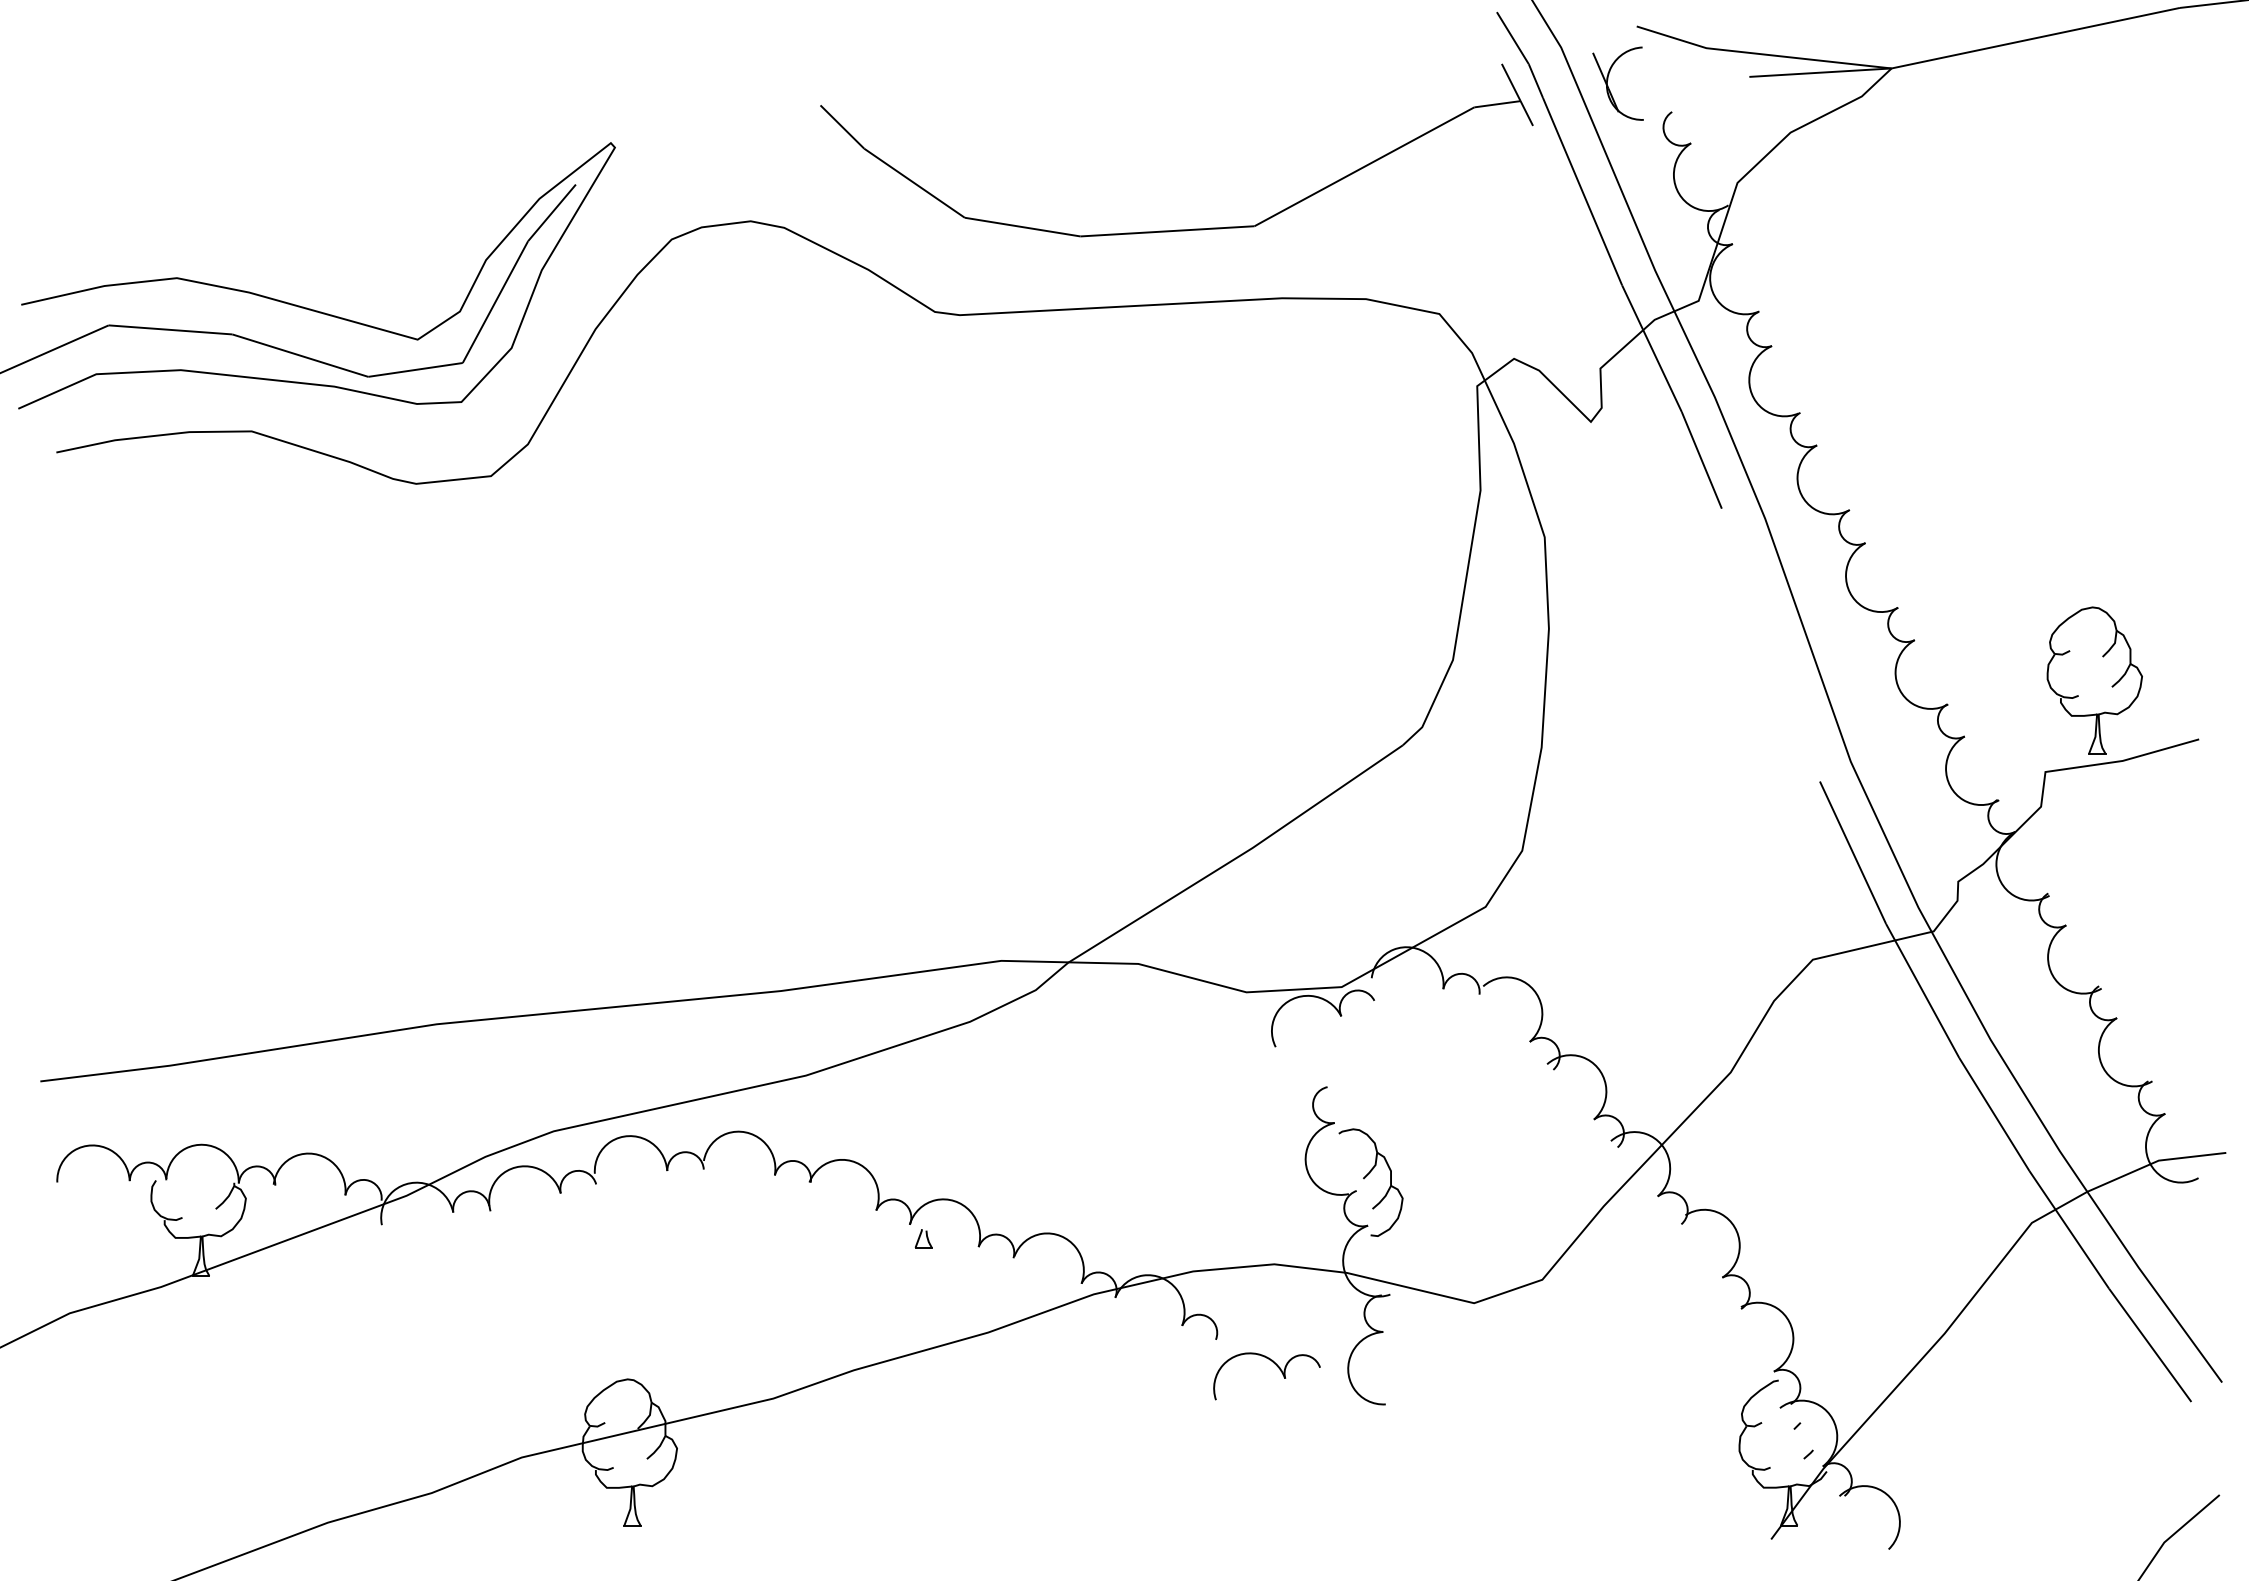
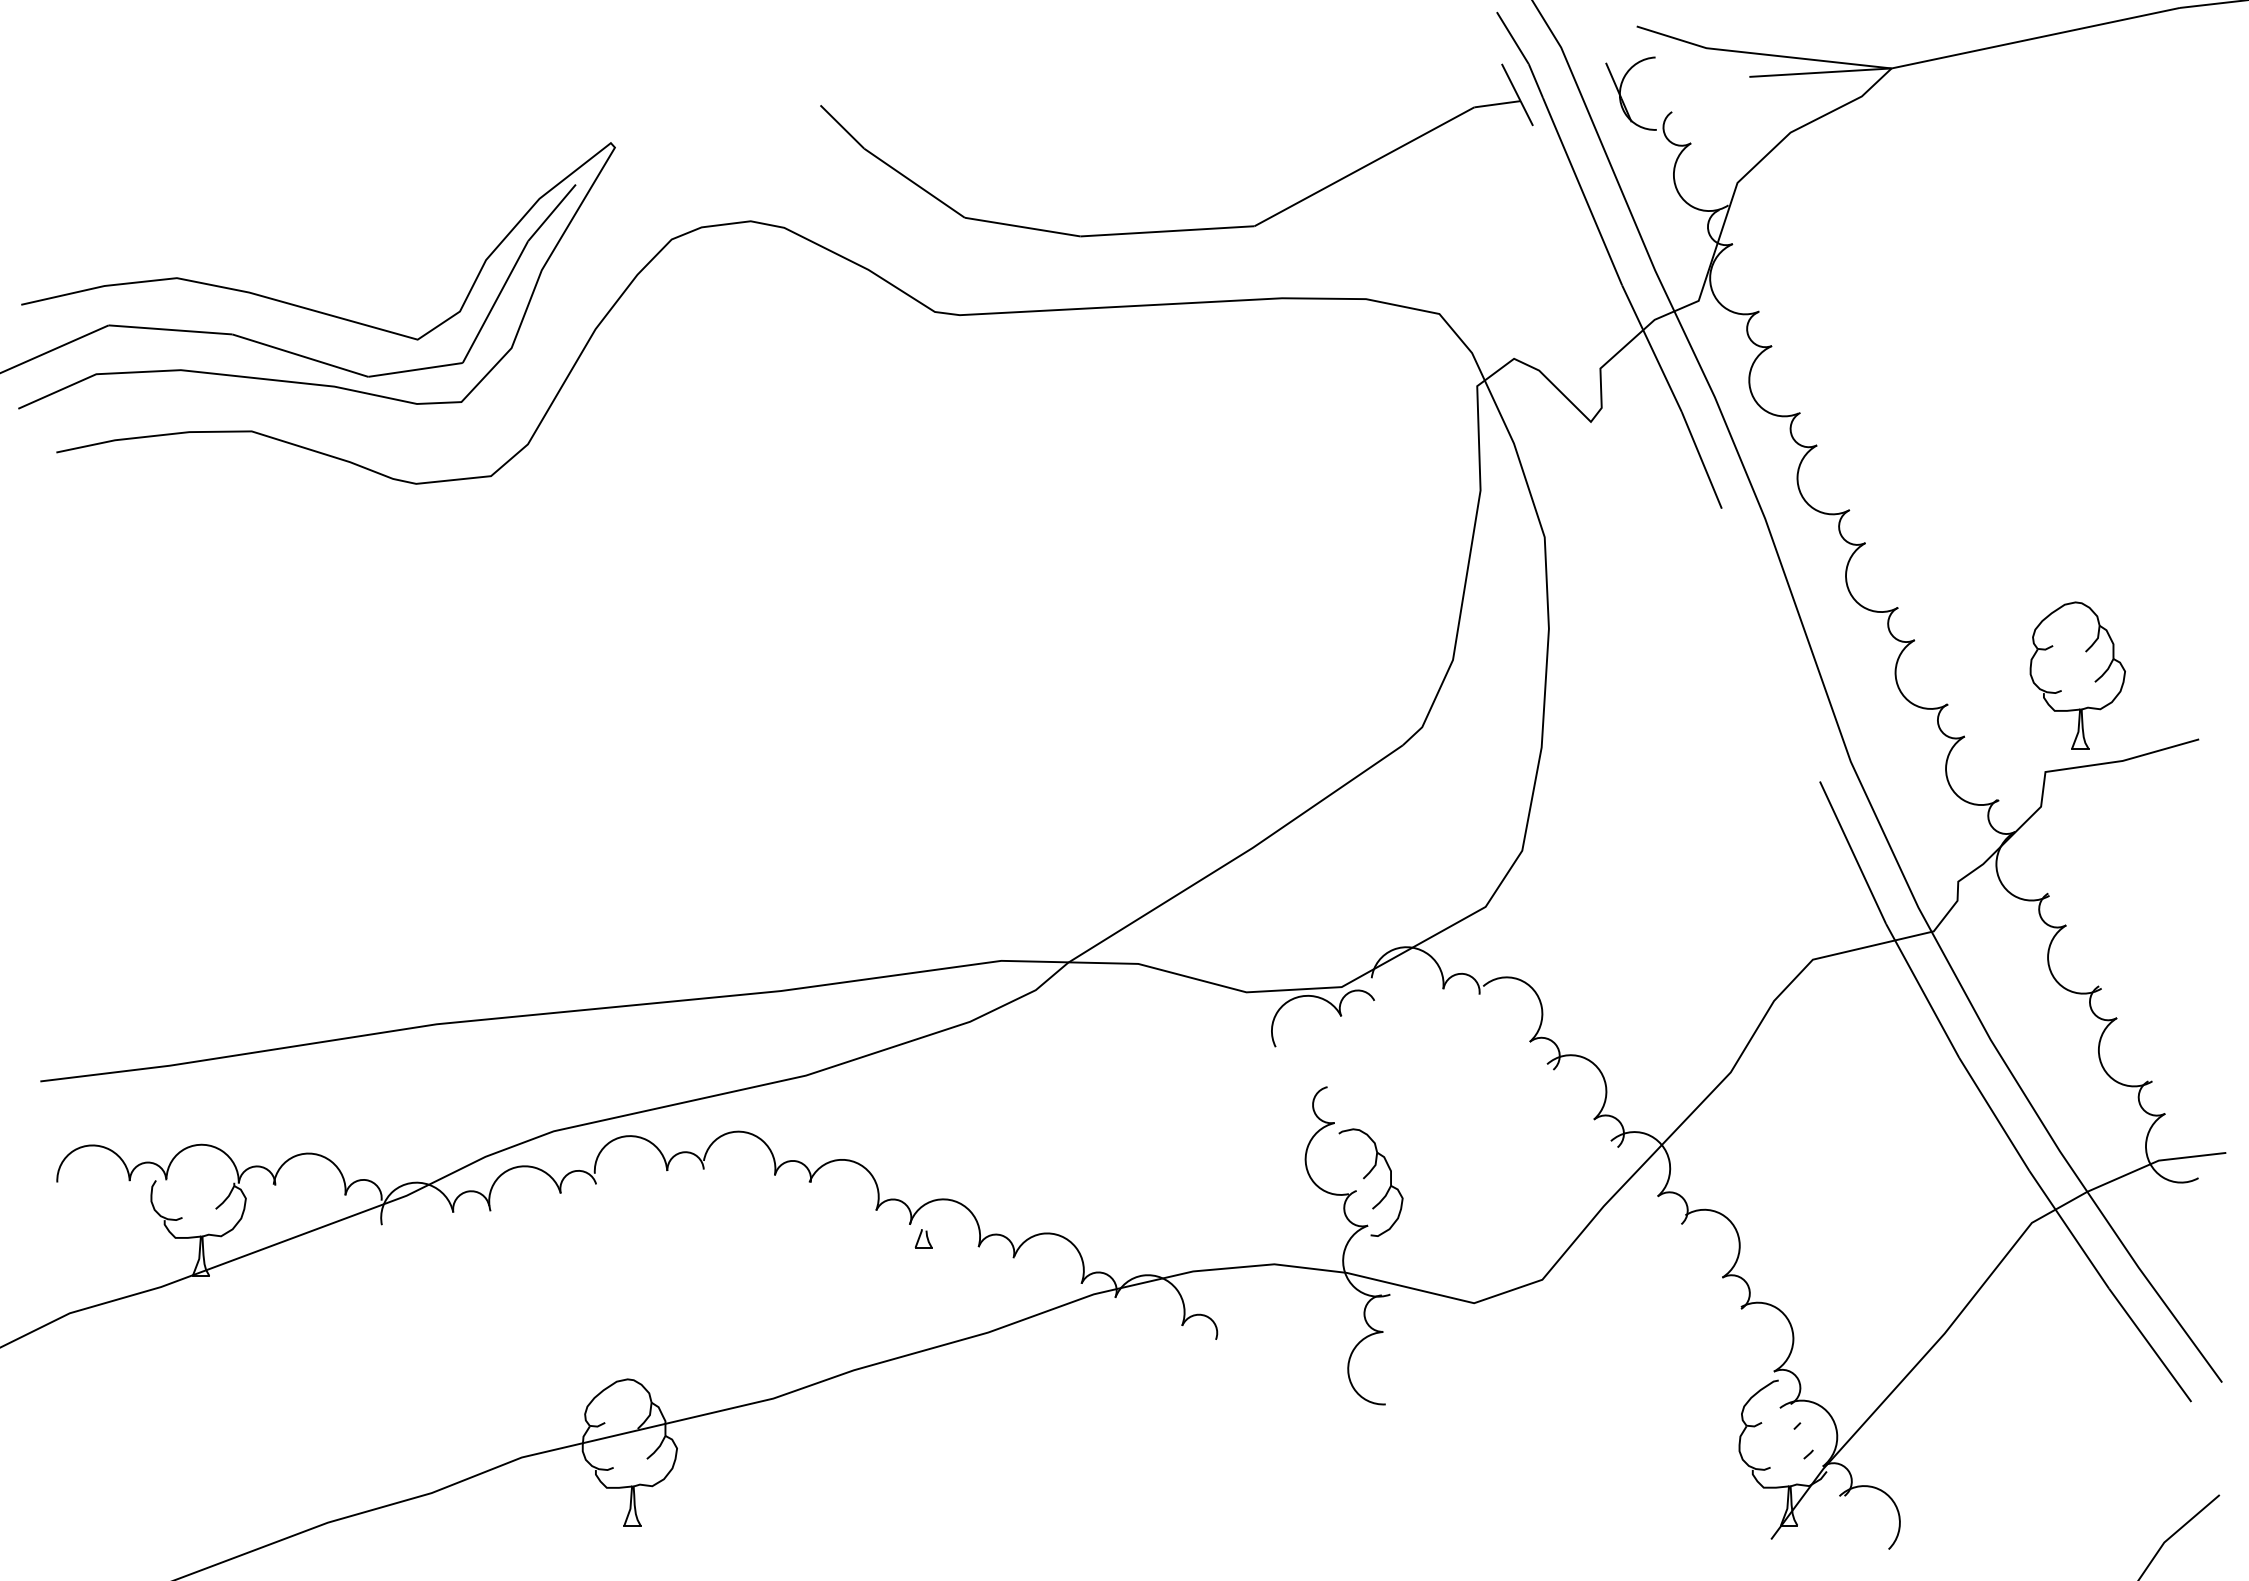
part position: (1608, 85) -> (1621, 95) (1621, 95)
part position: (2094, 680) -> (2077, 675) (2077, 675)
part: present -> none (1276, 1366)
